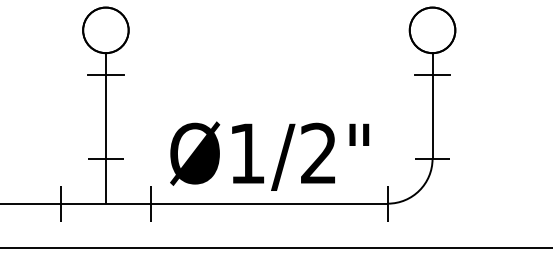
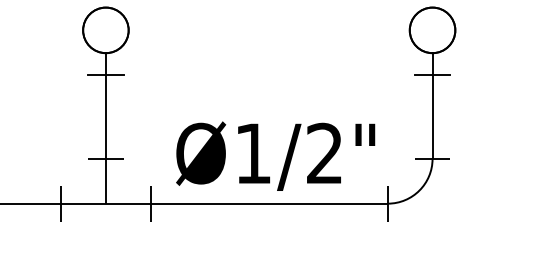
text position: (269, 155) -> (275, 155) (275, 155)
line: present -> none (275, 248)
